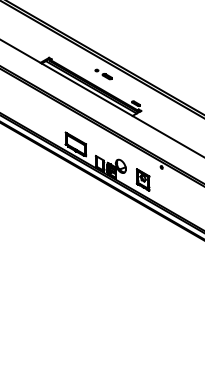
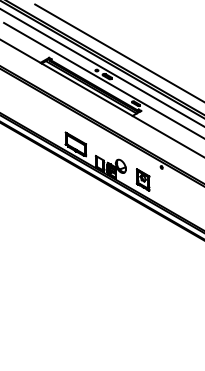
line: none -> present (118, 52)
line: none -> present (101, 67)
line: none -> present (102, 79)
